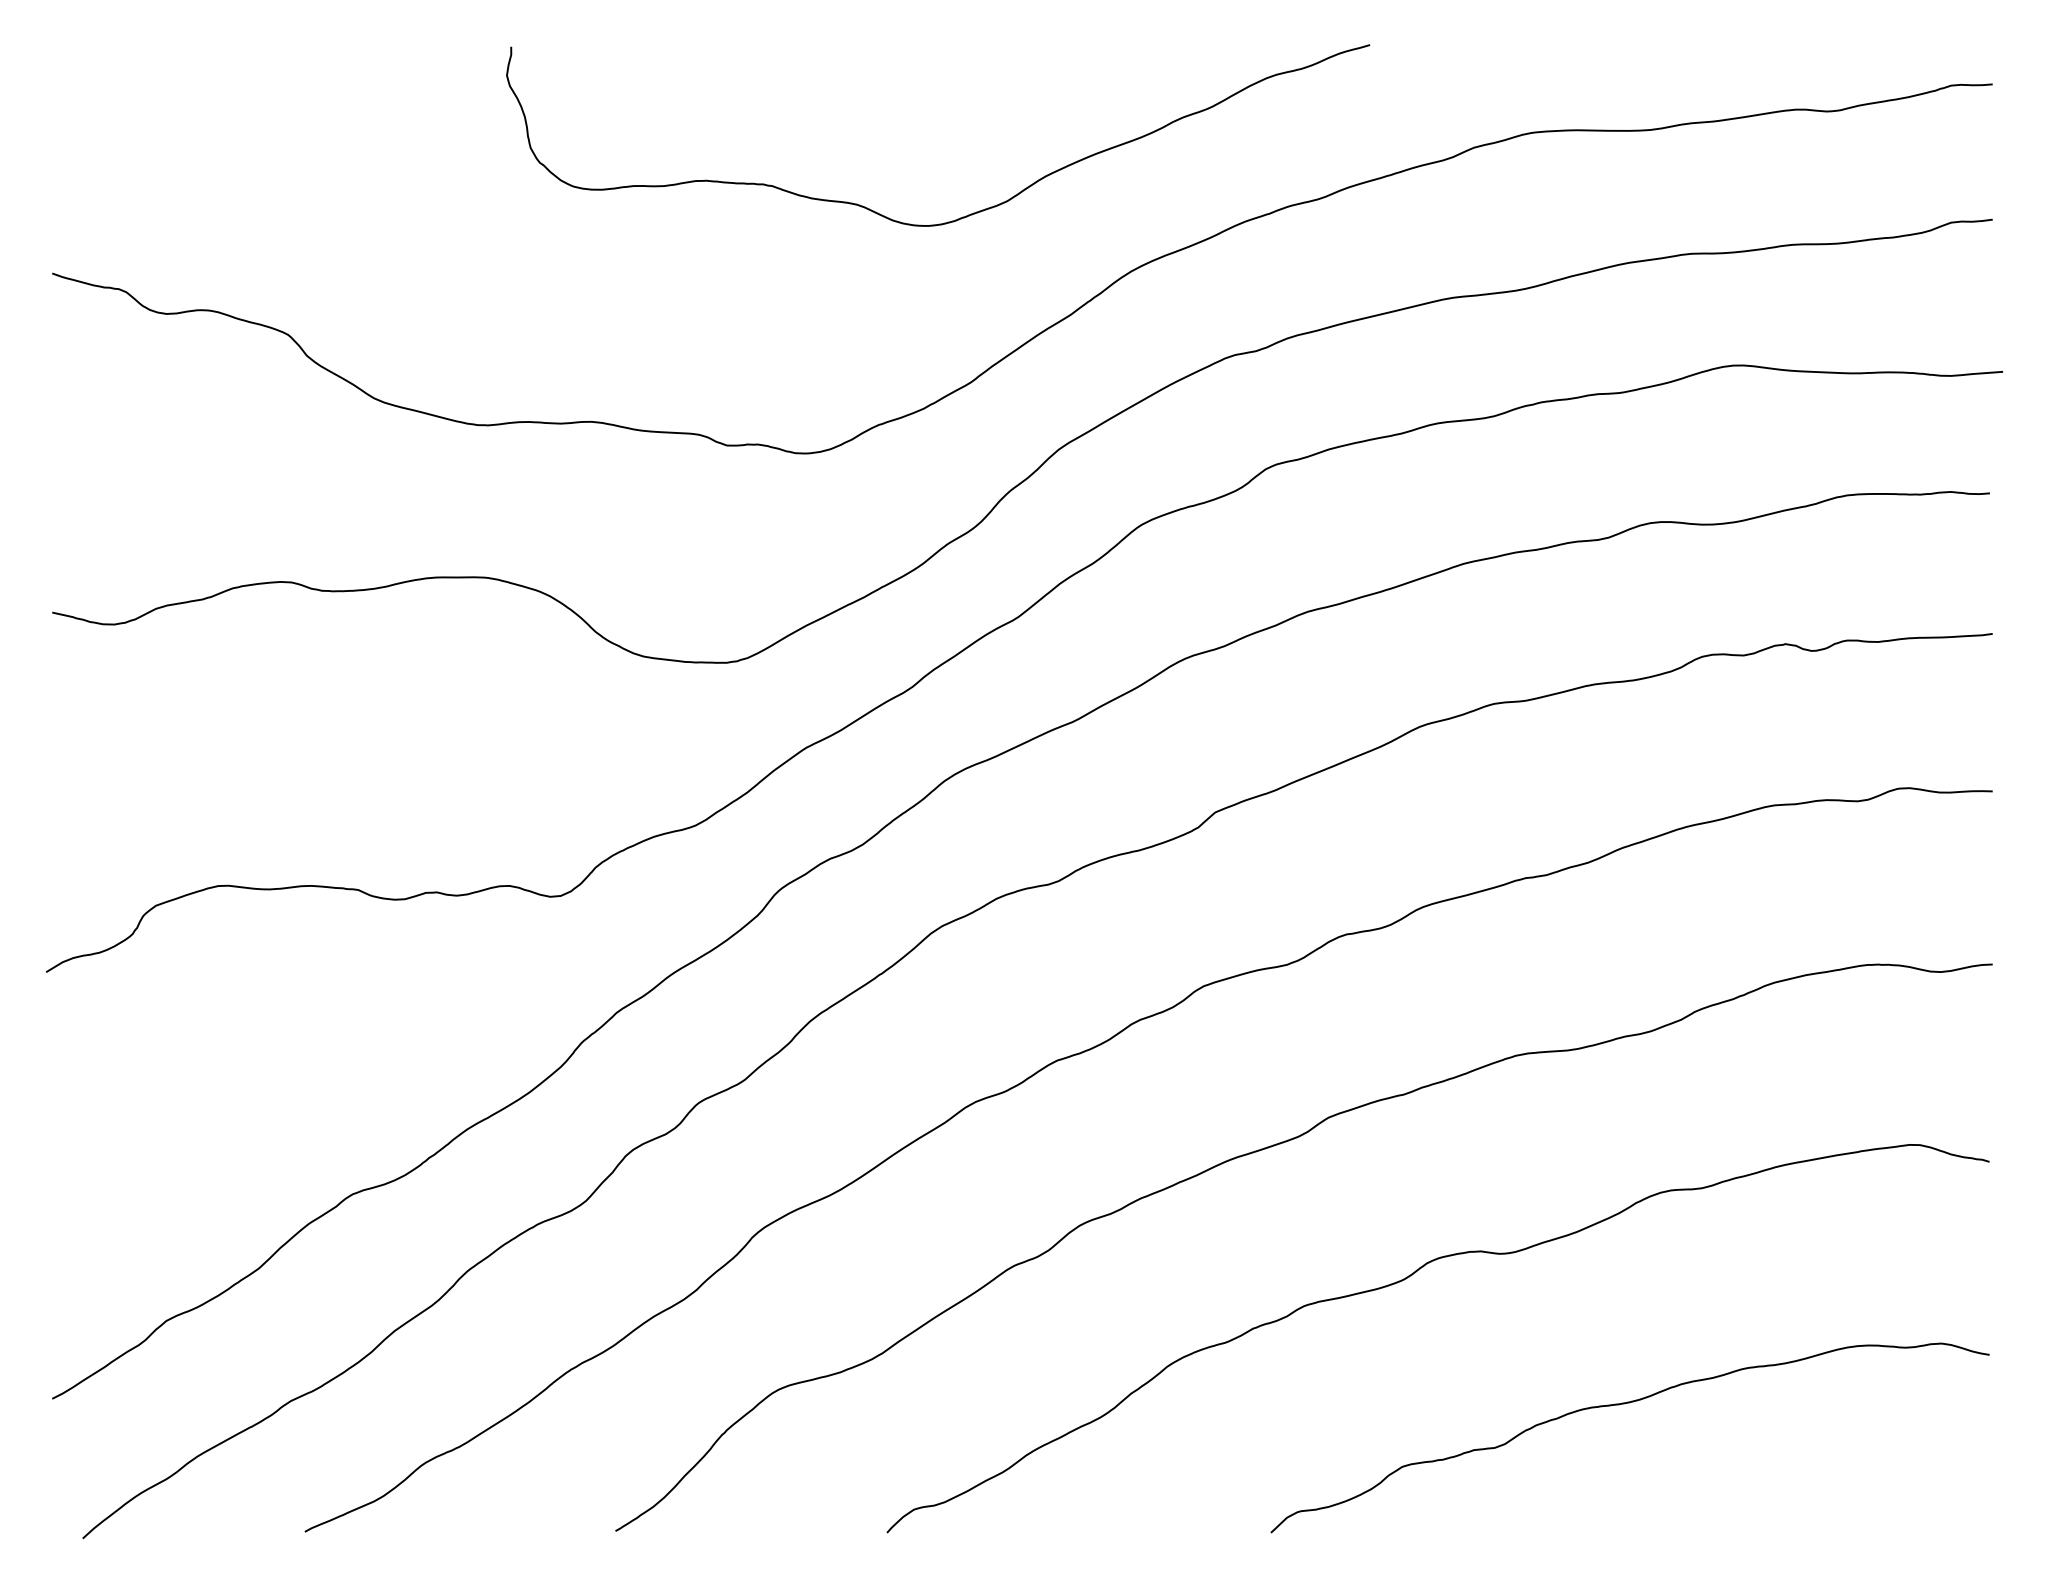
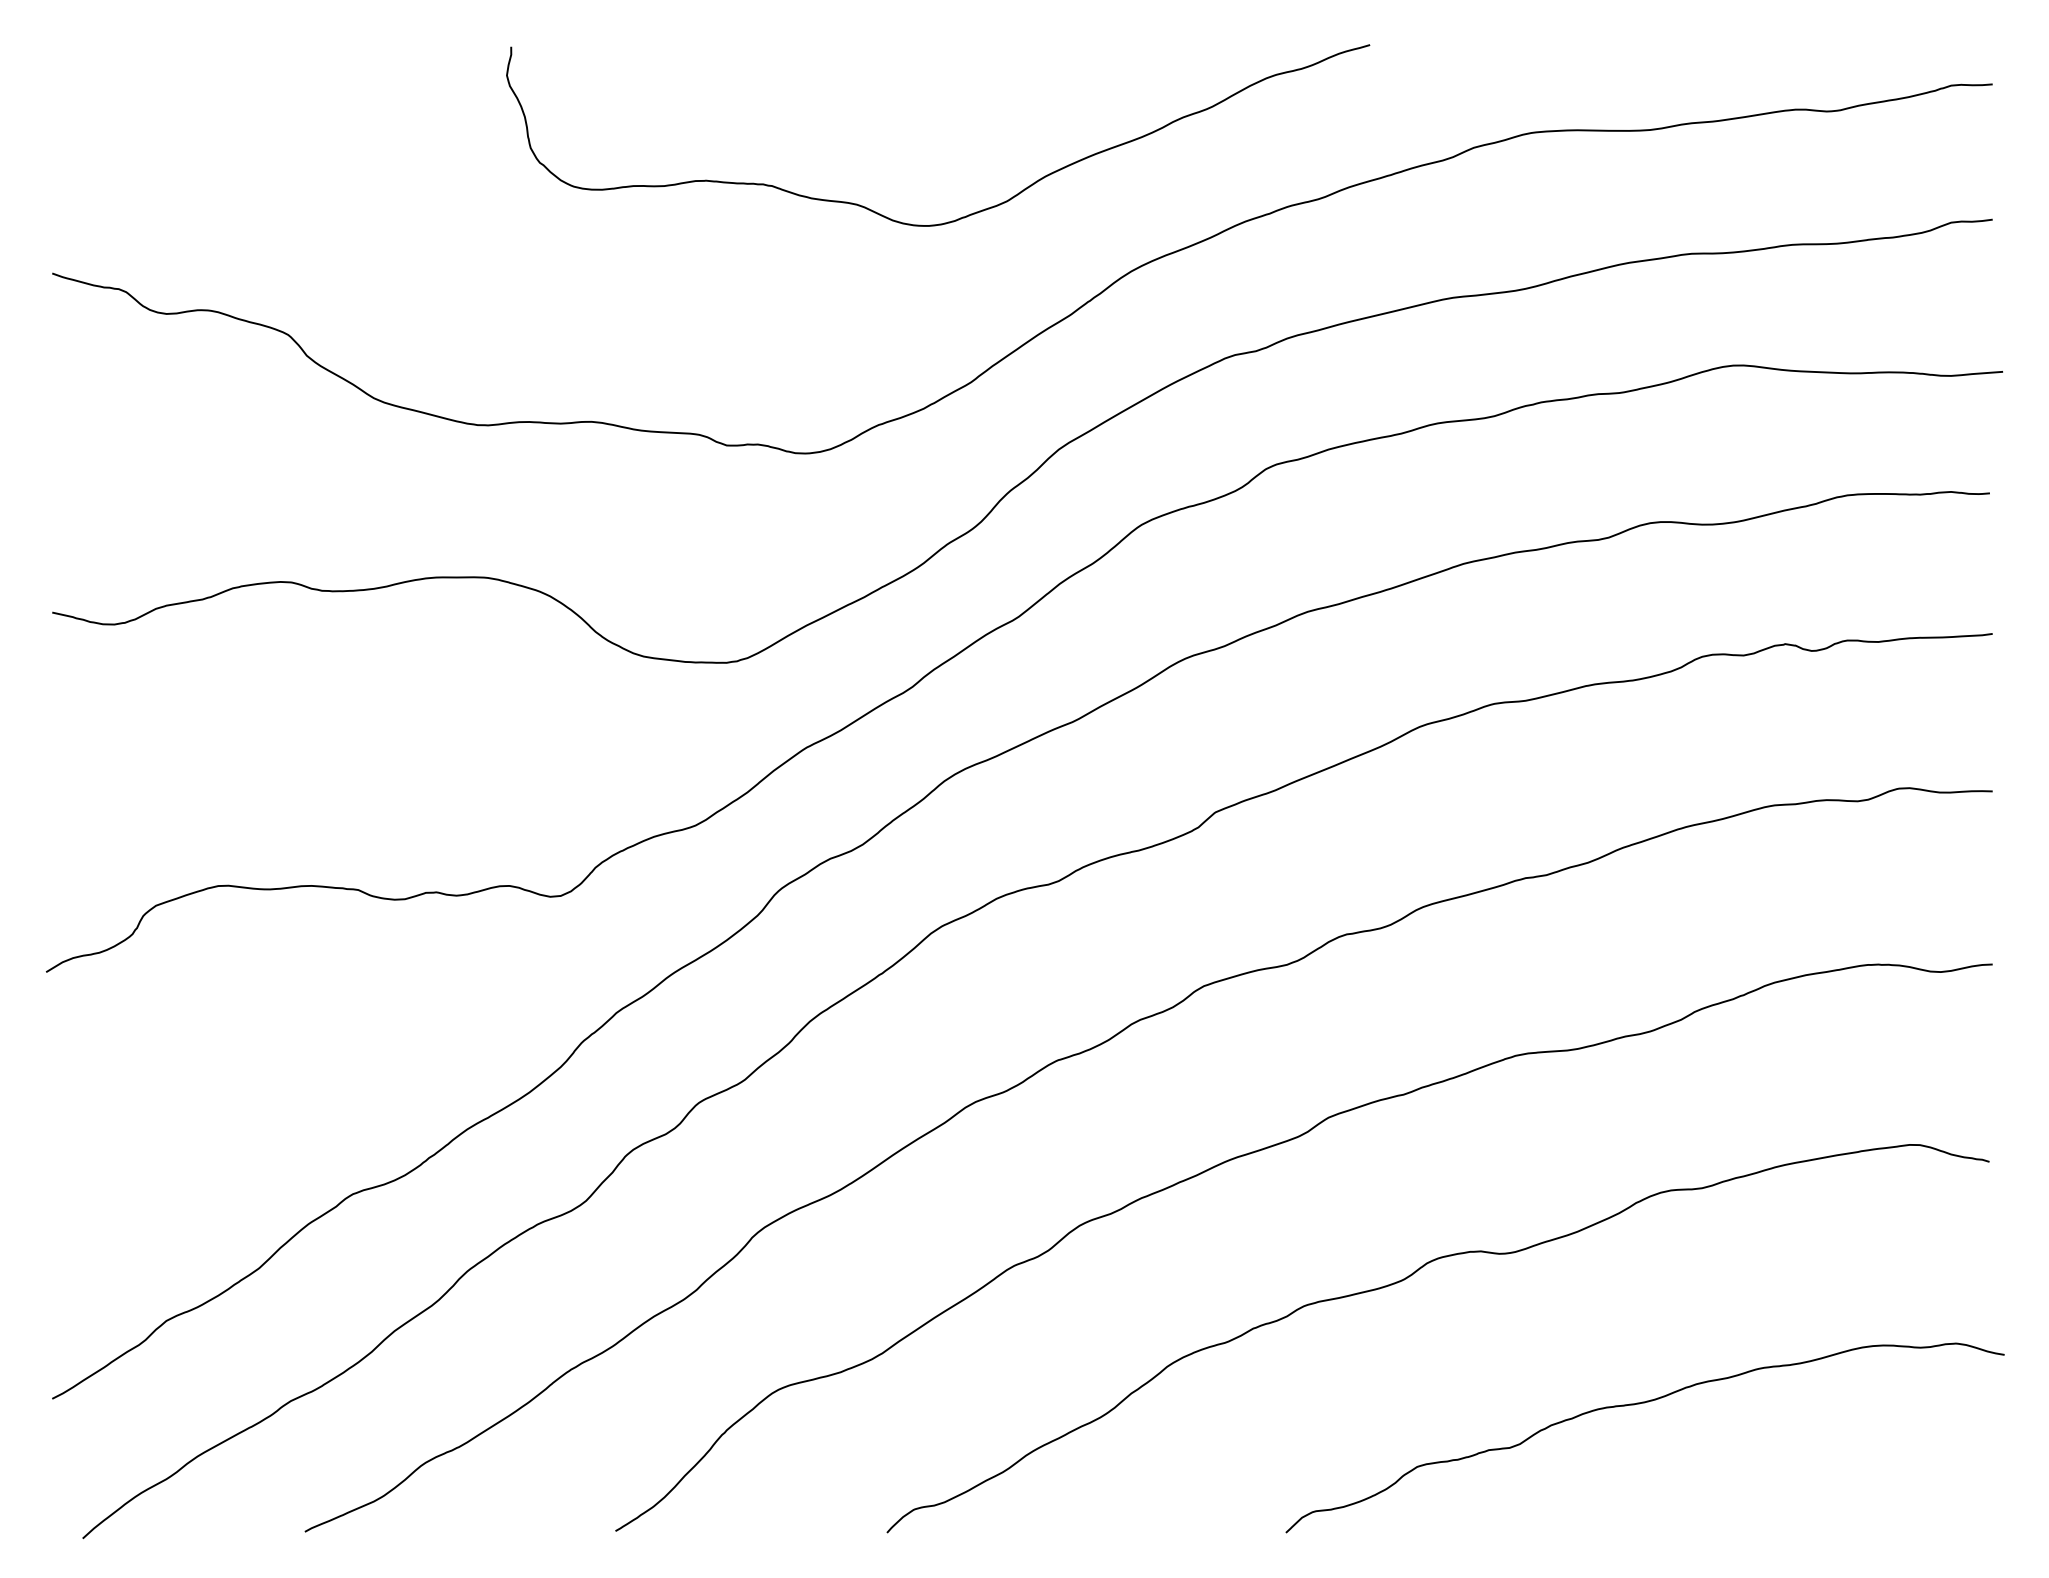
curve position: (1624, 1404) -> (1639, 1404) (1639, 1404)
